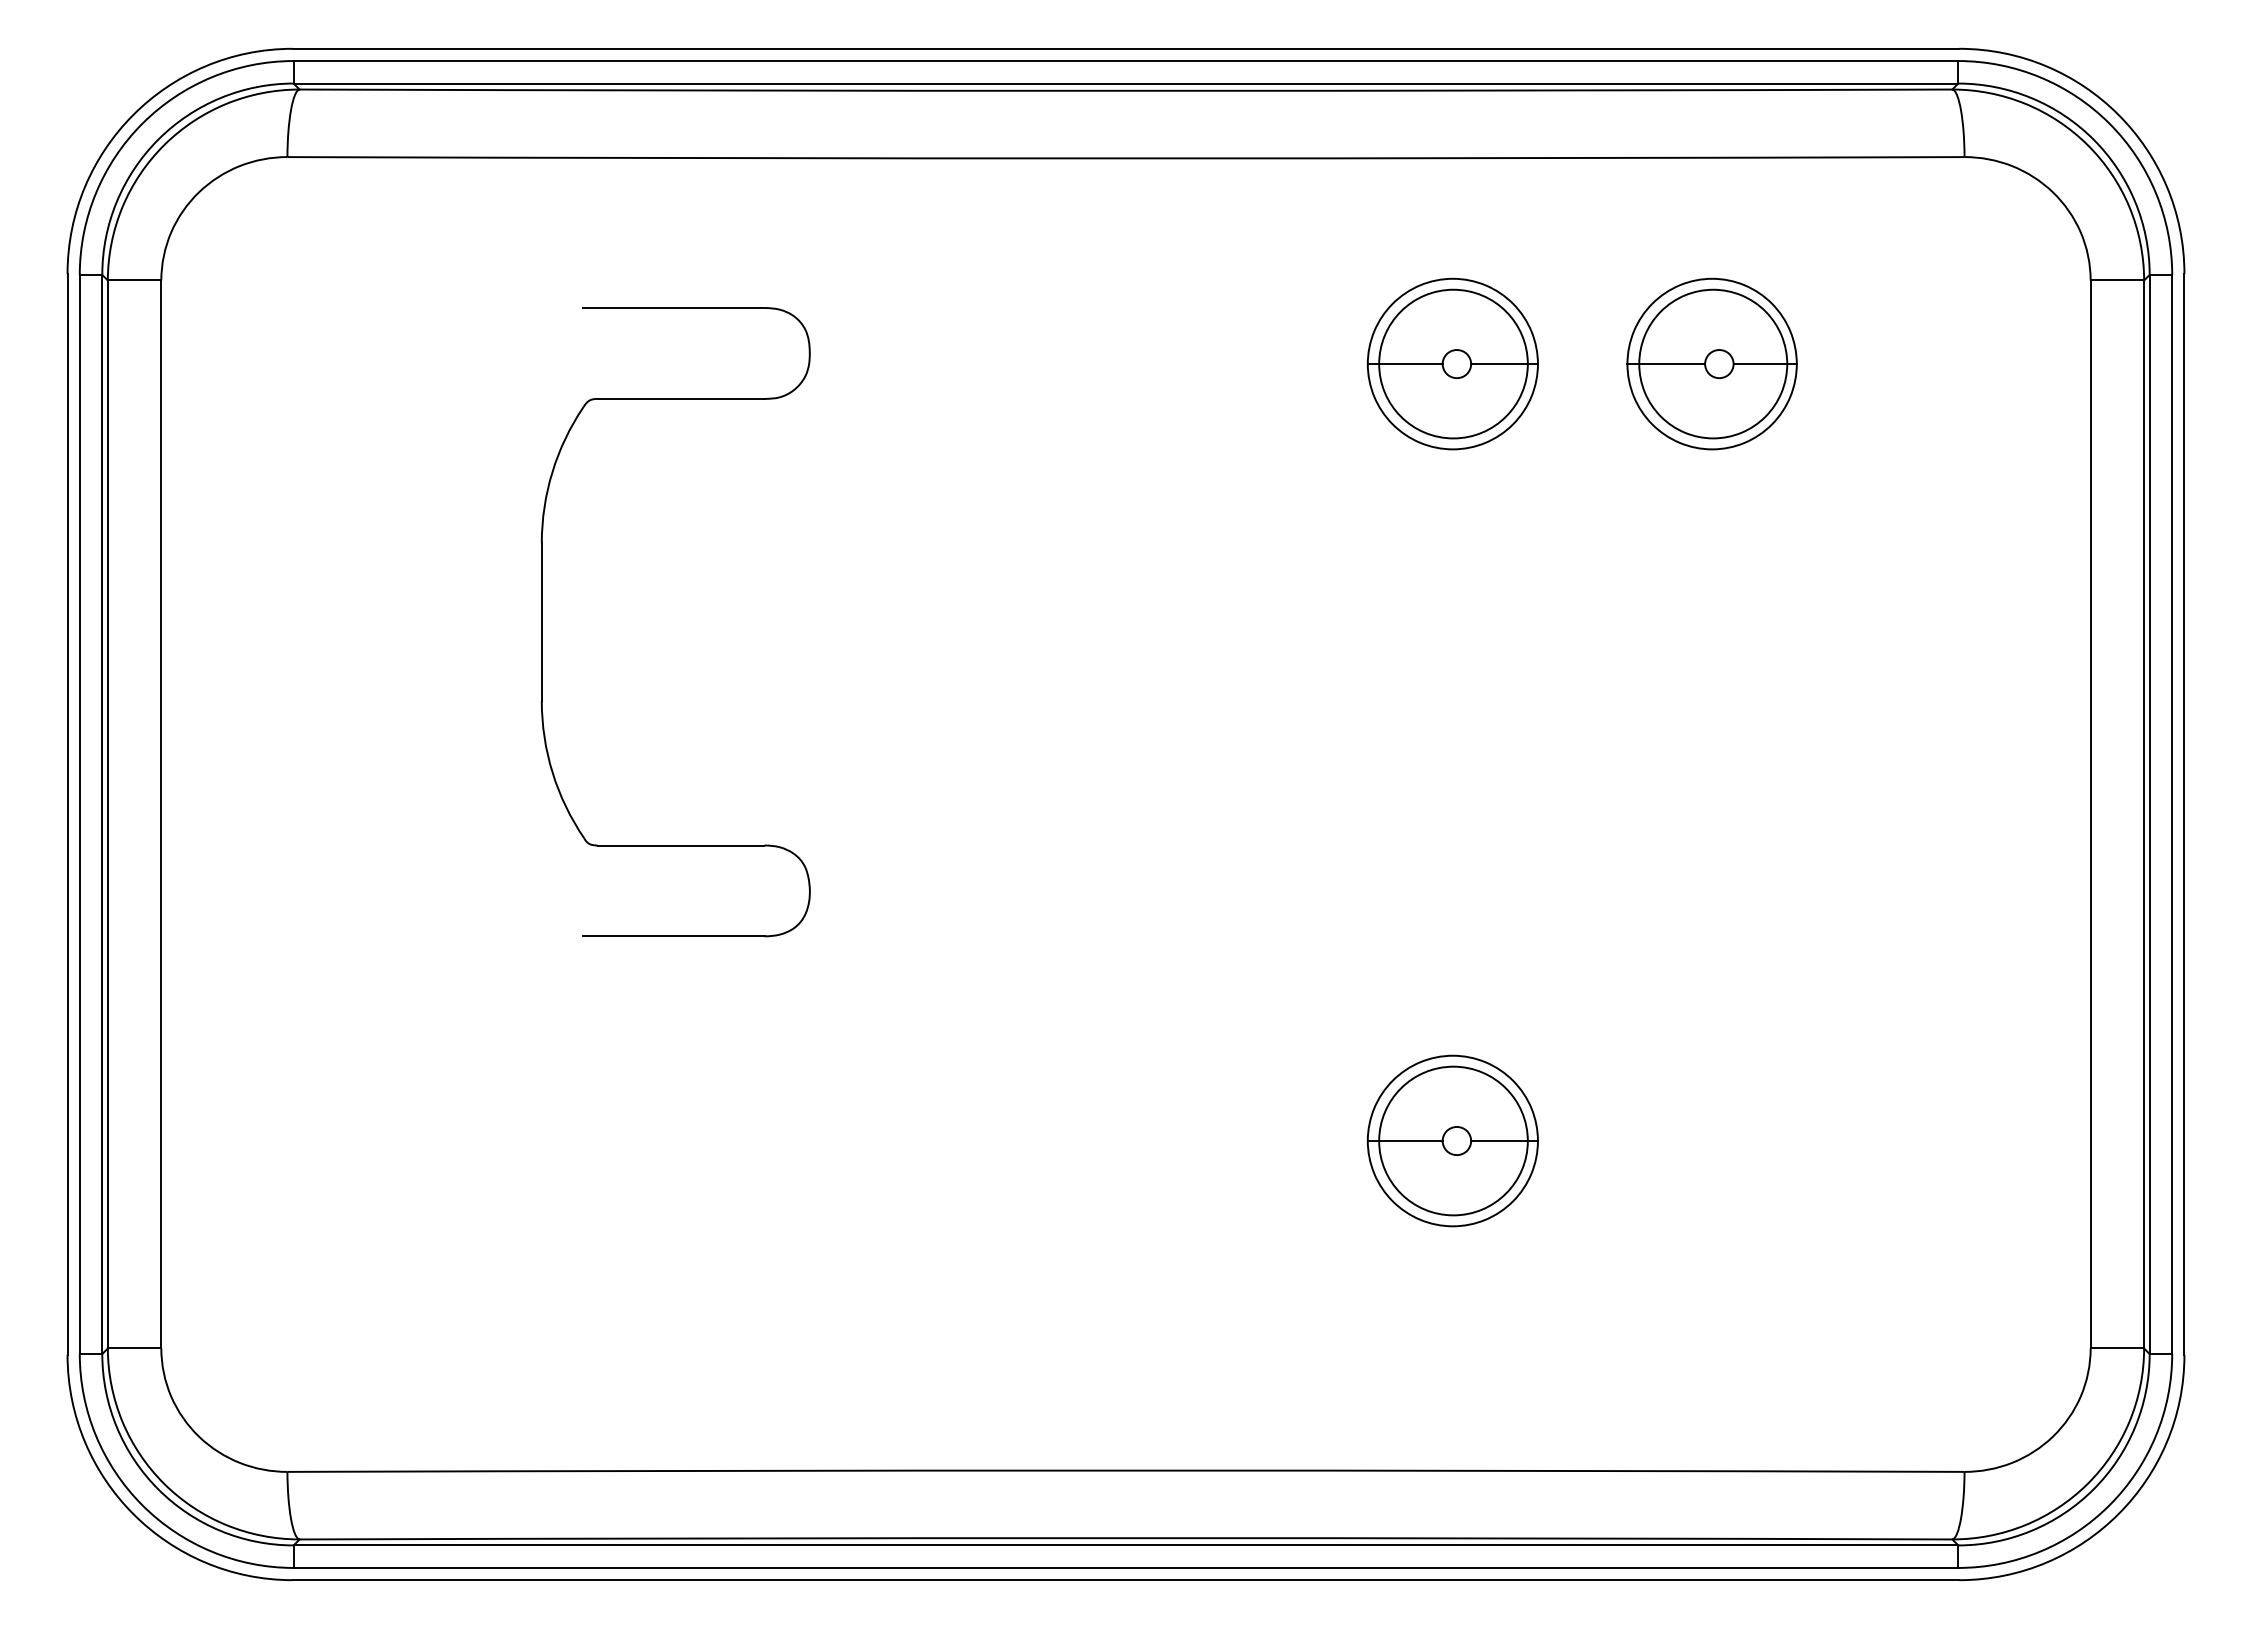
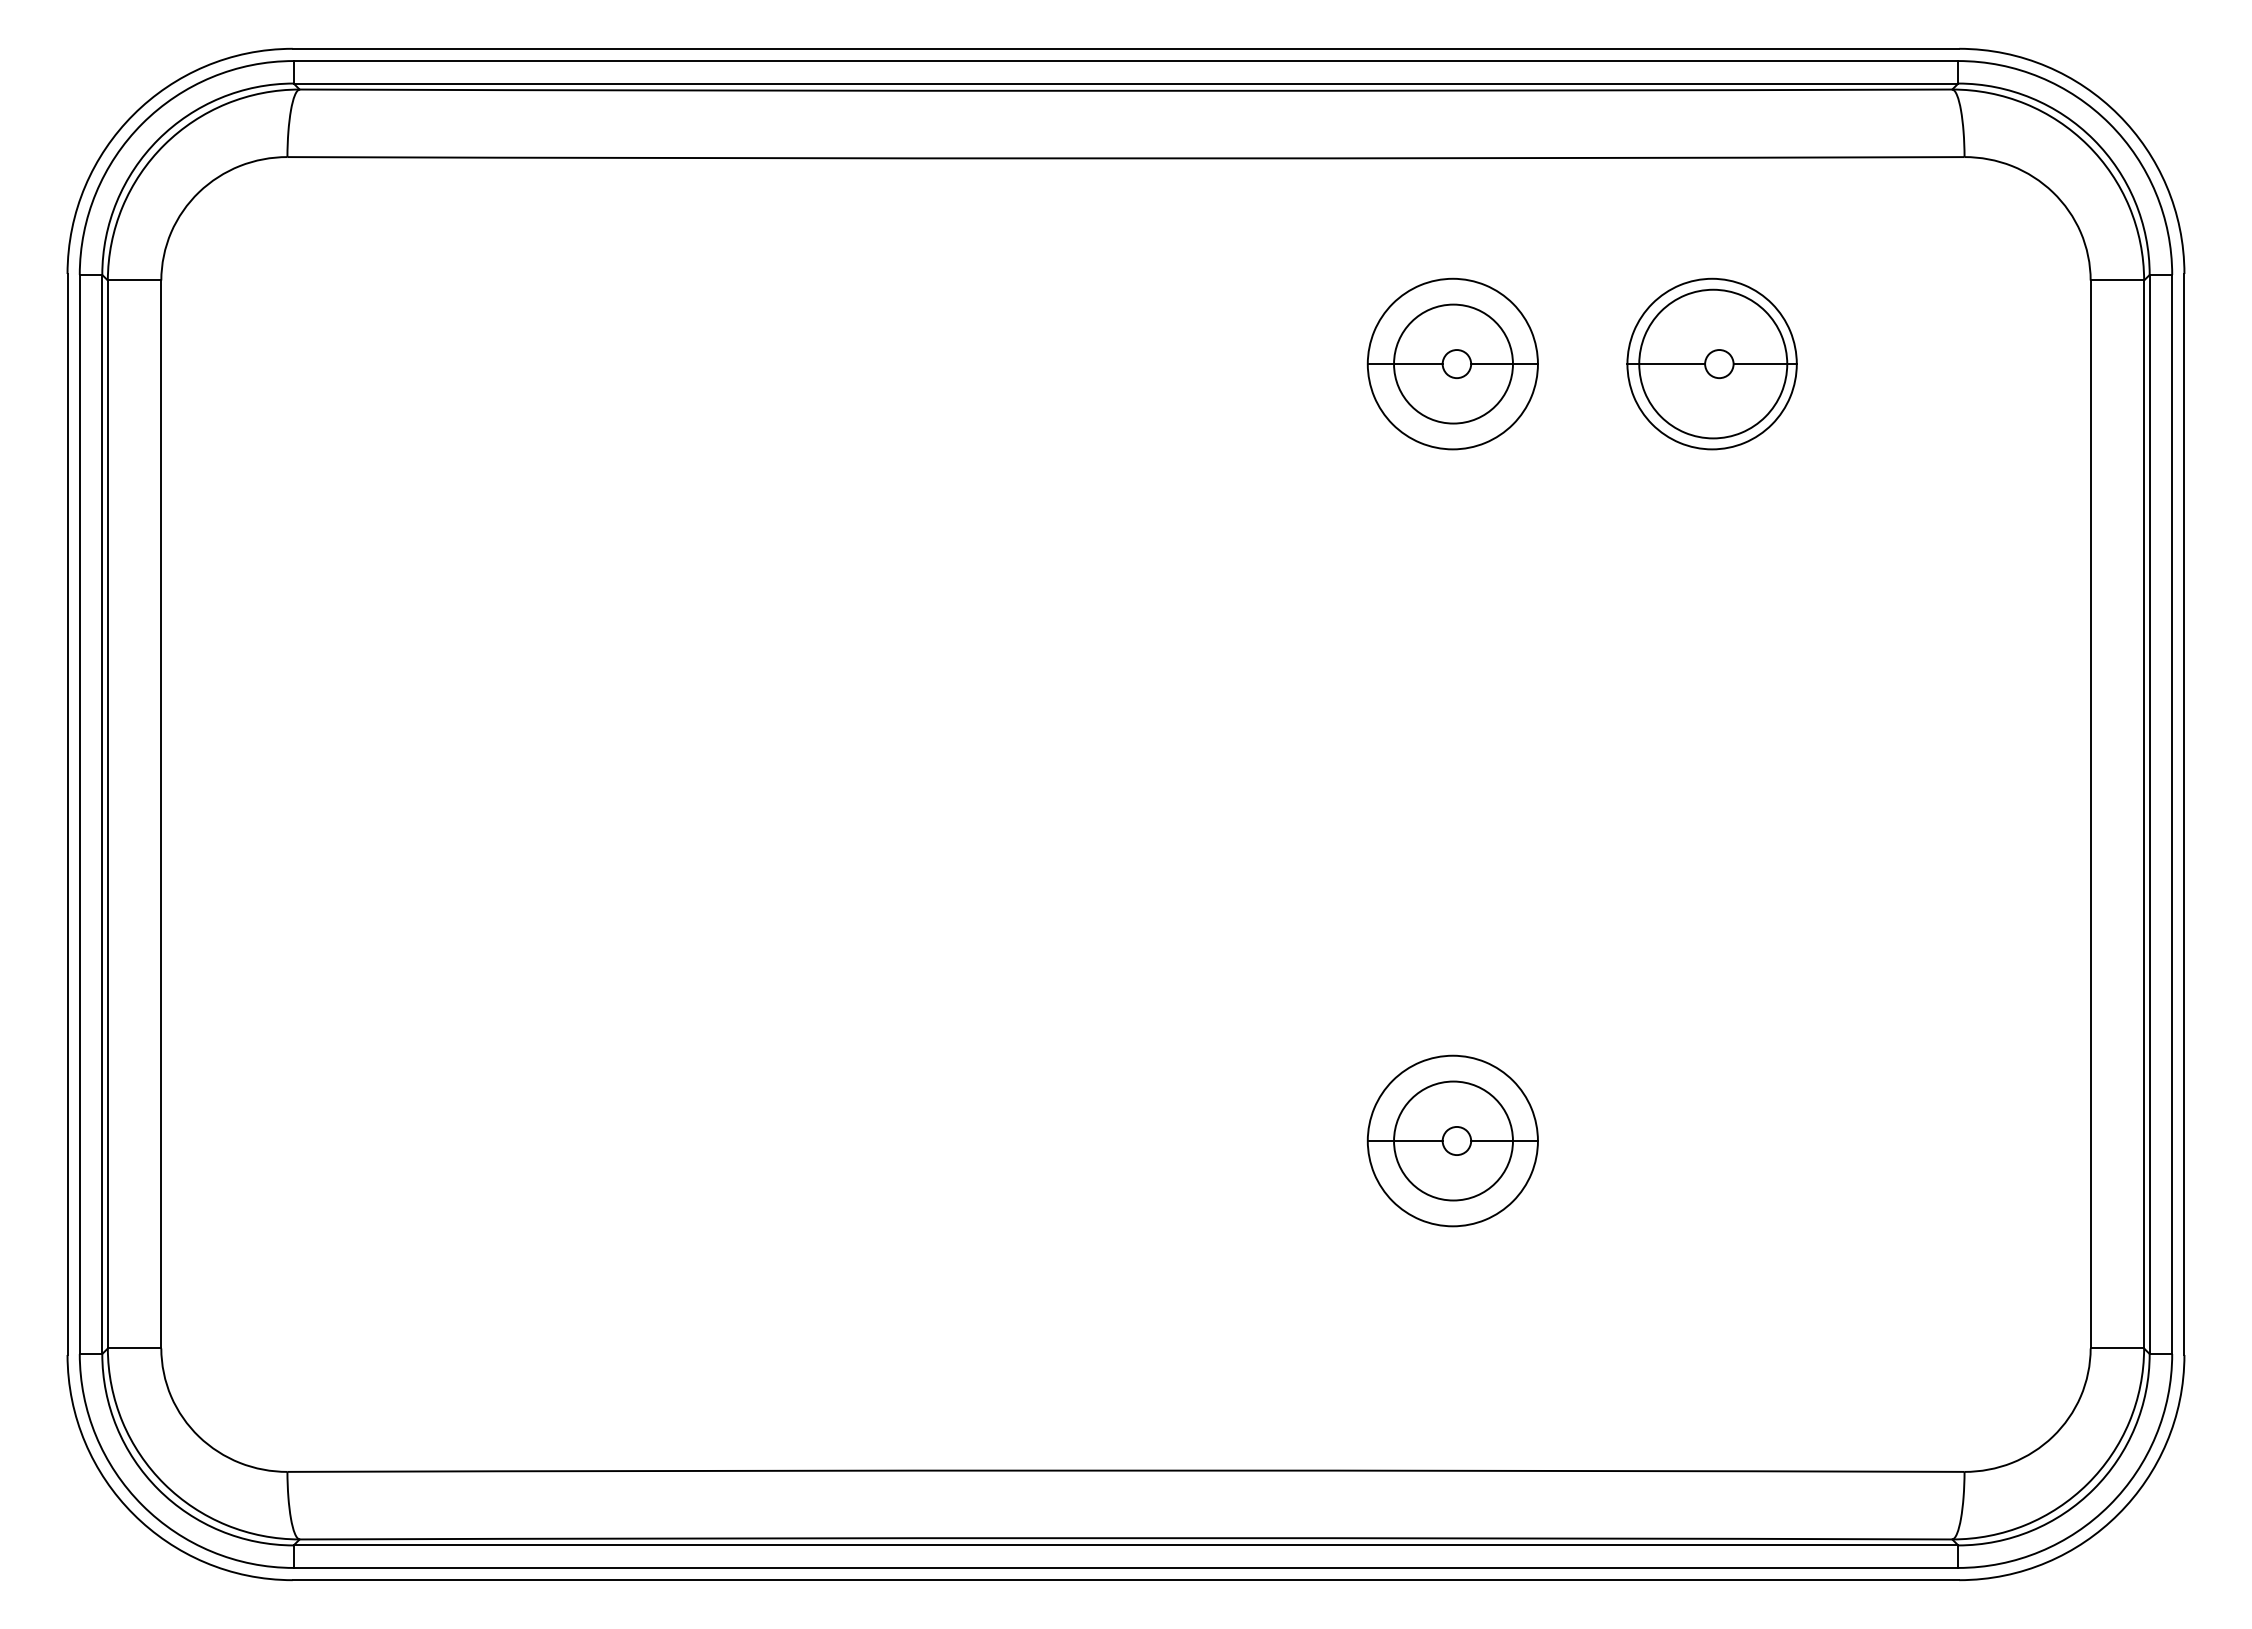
circle diameter: 149 px -> 119 px (1453, 363)
part: present -> none (542, 622)
circle diameter: 149 px -> 119 px (1453, 1140)
